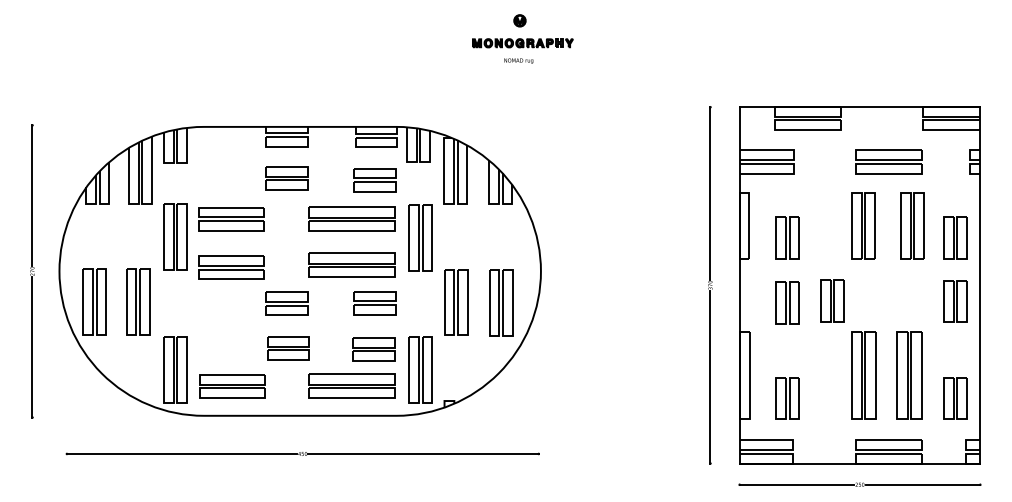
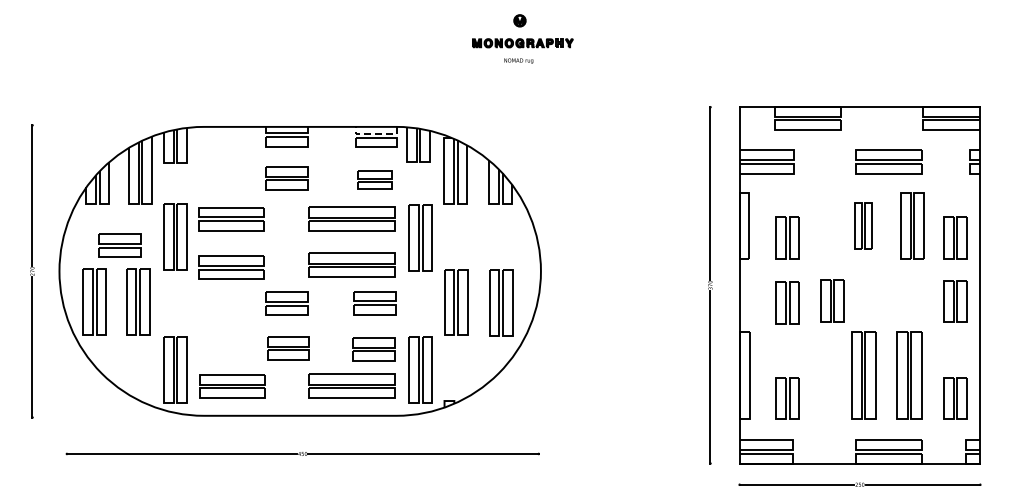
line: solid -> dashed (376, 133)
part size: 44x25 px -> 36x20 px (374, 179)
part size: 25x68 px -> 19x48 px (863, 225)
part: none -> present (119, 245)
